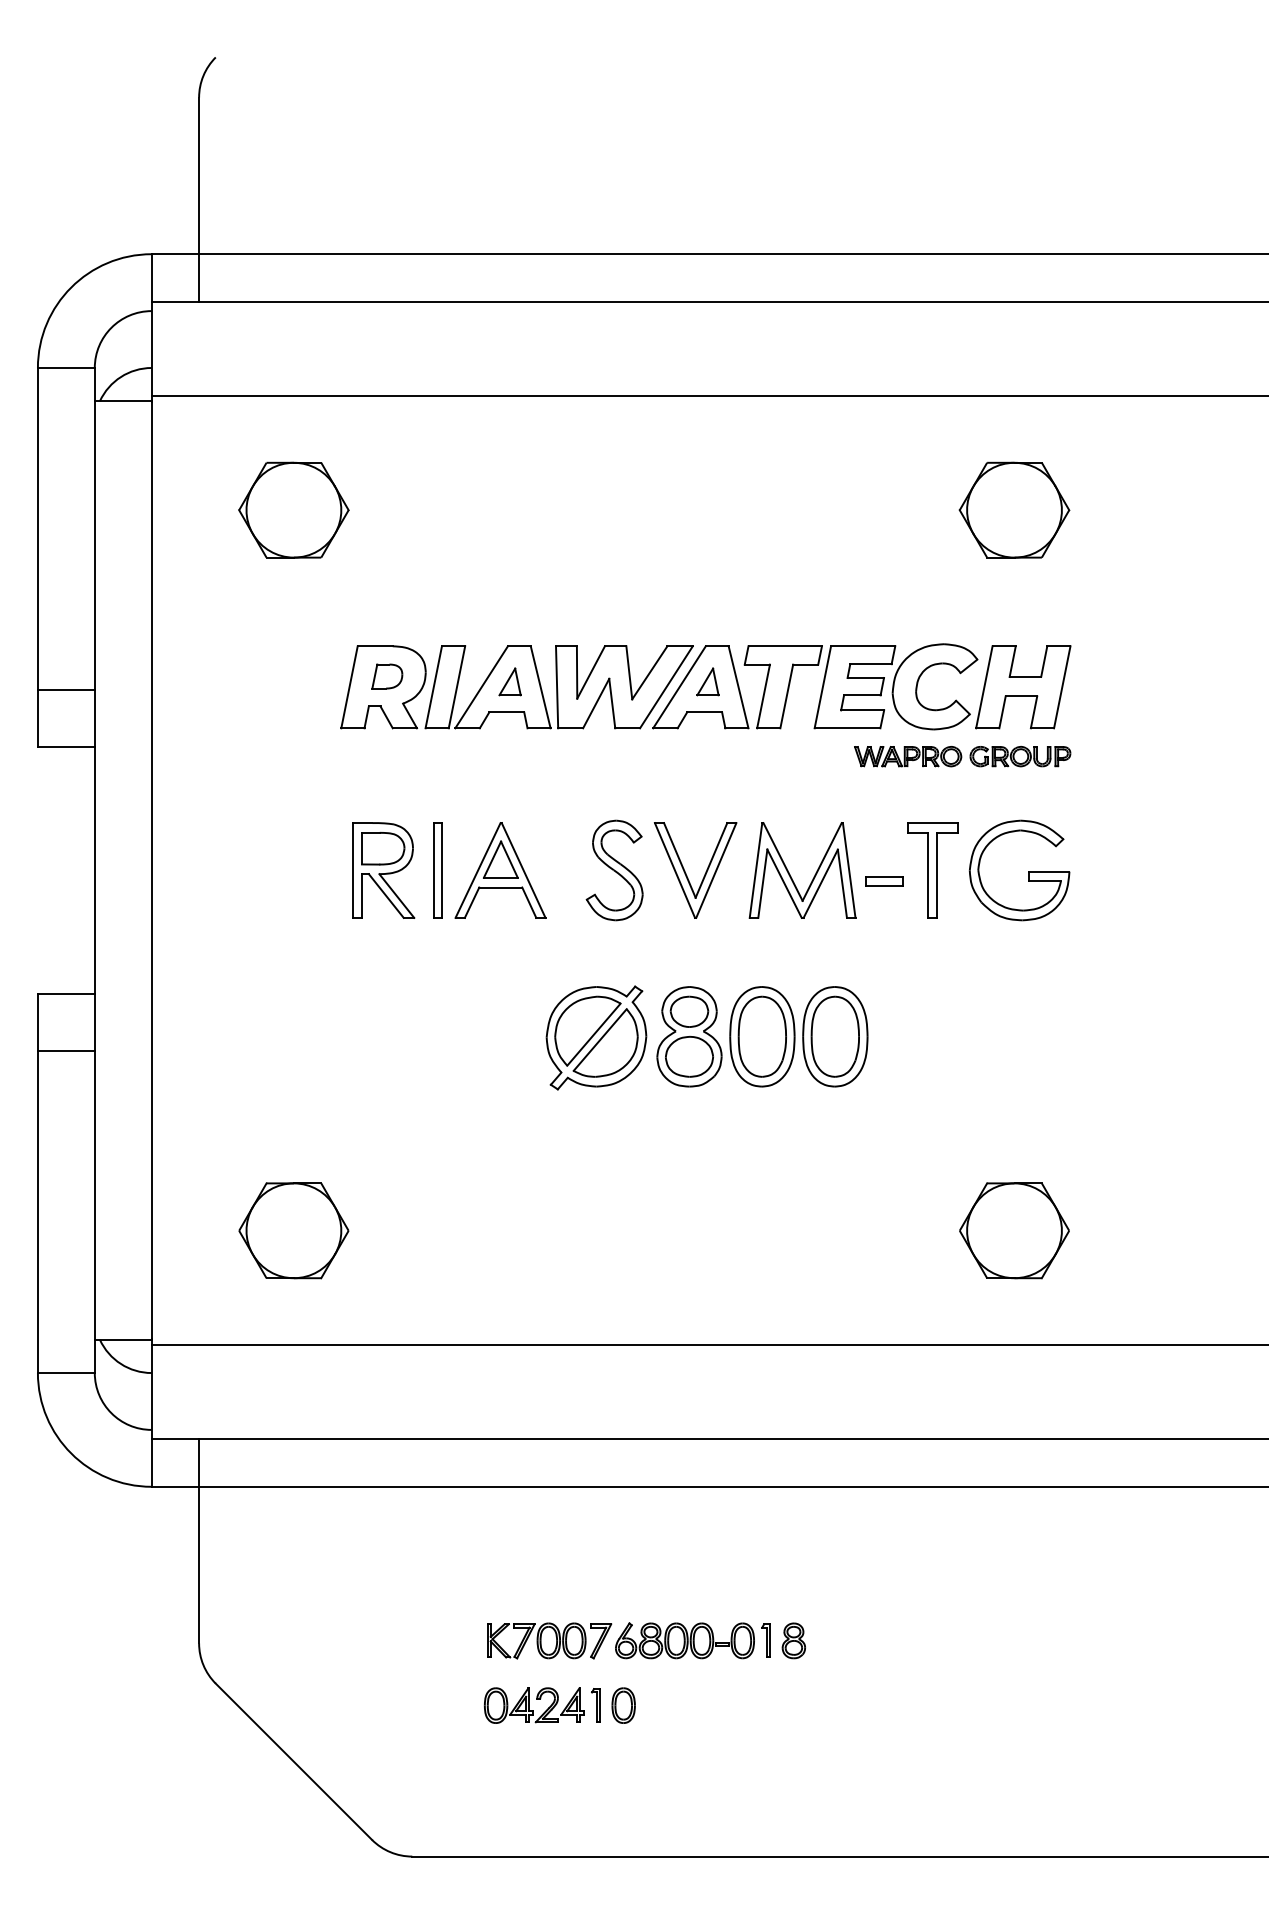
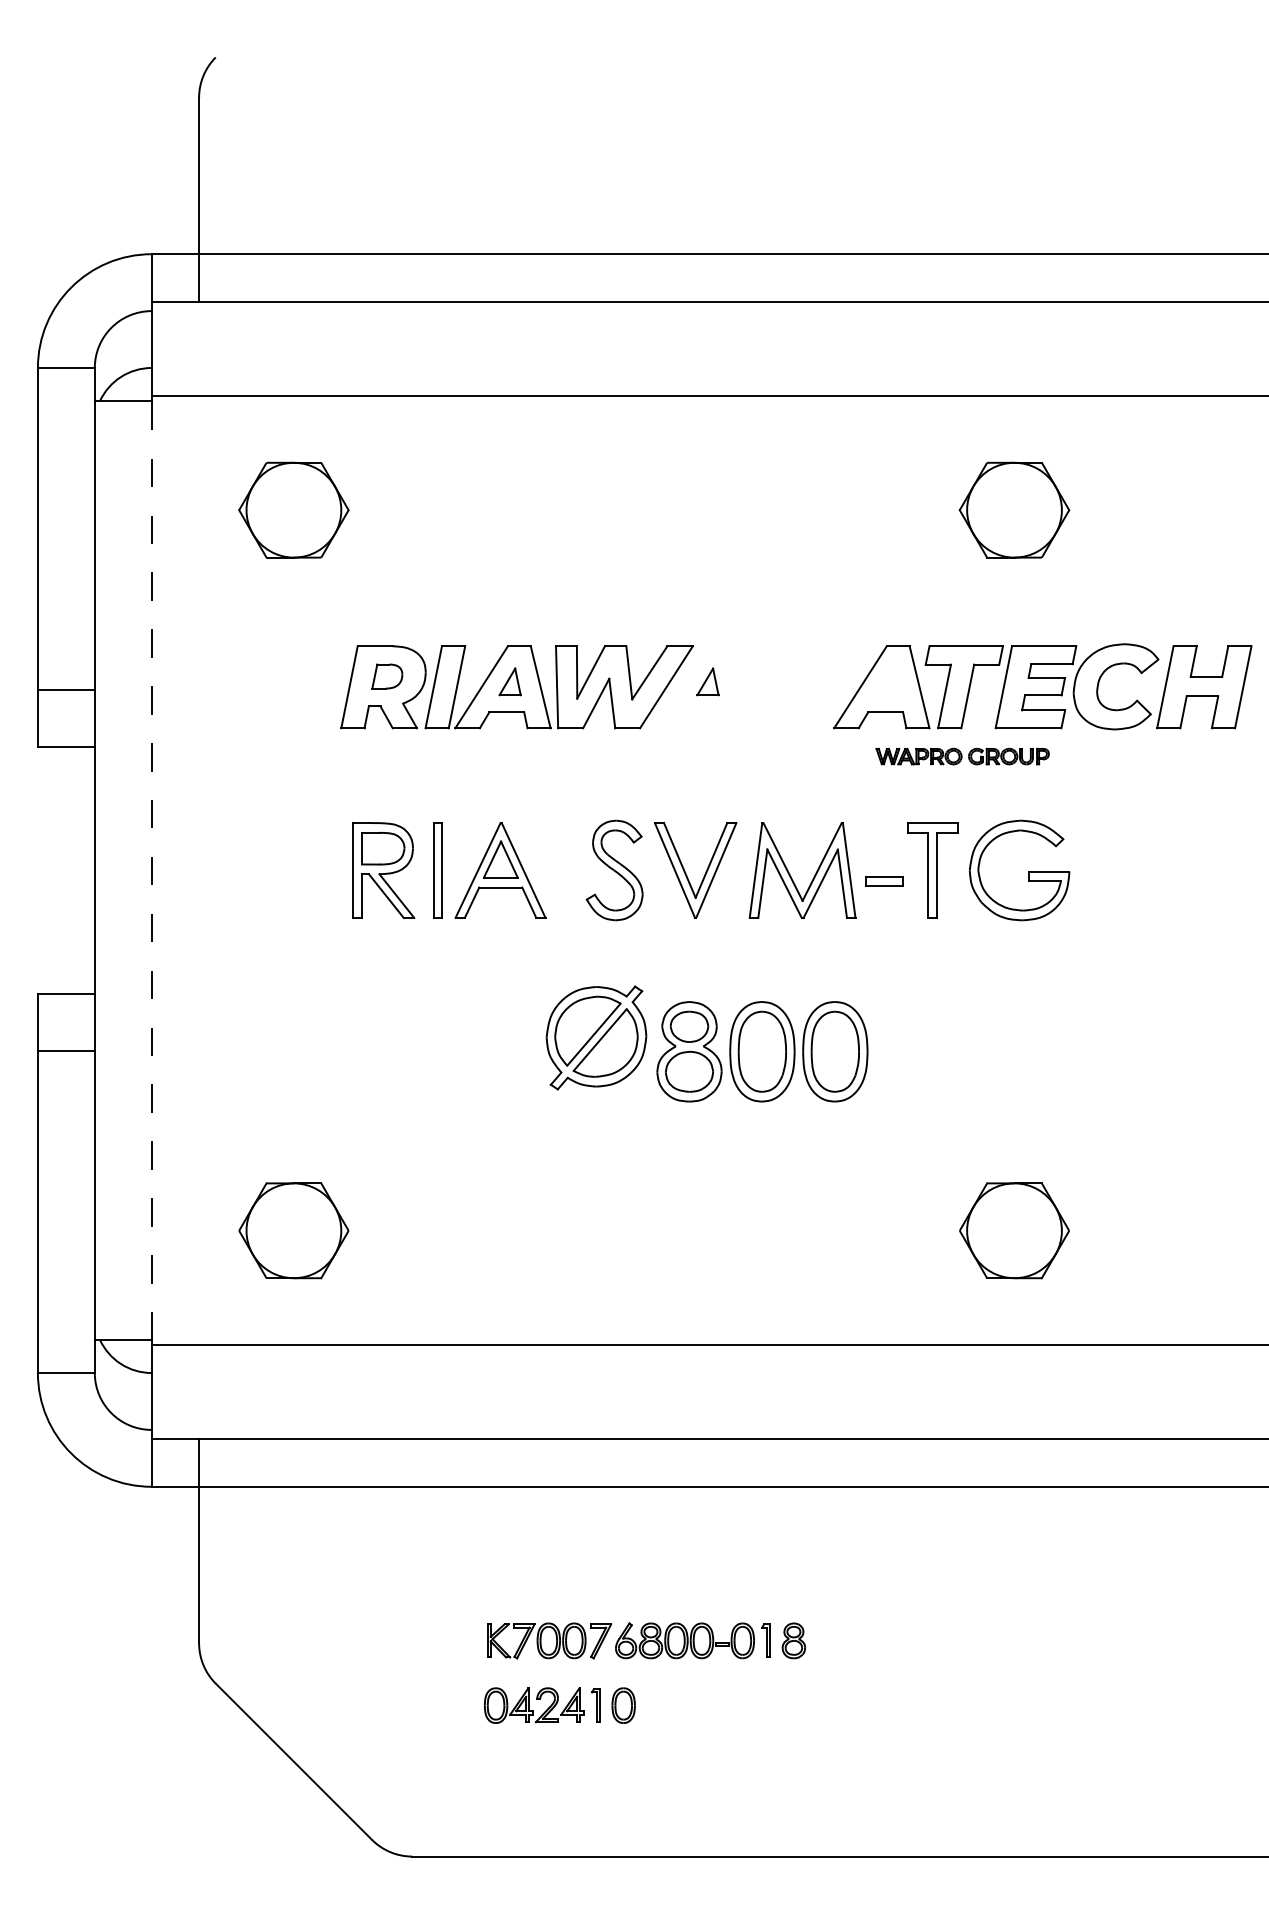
part position: (861, 686) -> (1042, 686) (1042, 686)
part size: 218x23 px -> 175x19 px (962, 756)
line: solid -> dashed (151, 870)
part position: (762, 1036) -> (762, 1051) (762, 1051)
